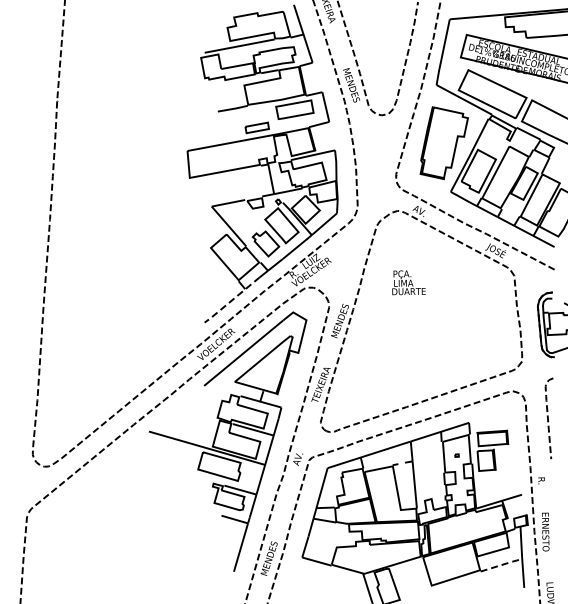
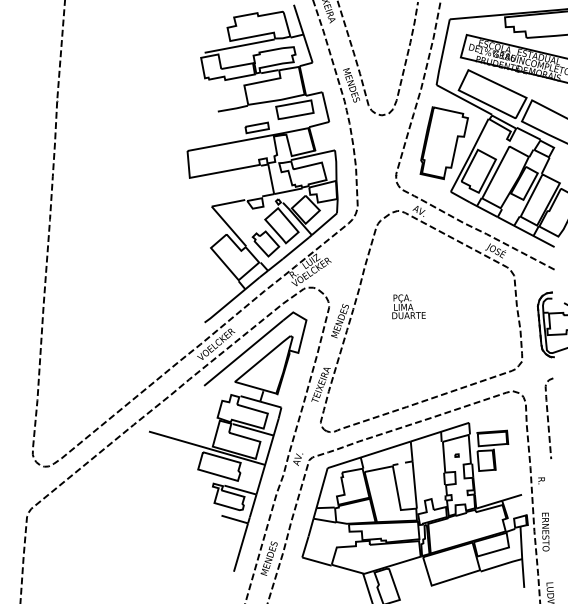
text position: (408, 282) -> (408, 306) (408, 306)
line: dashed -> solid (231, 300)
line: dashed -> solid (502, 564)
